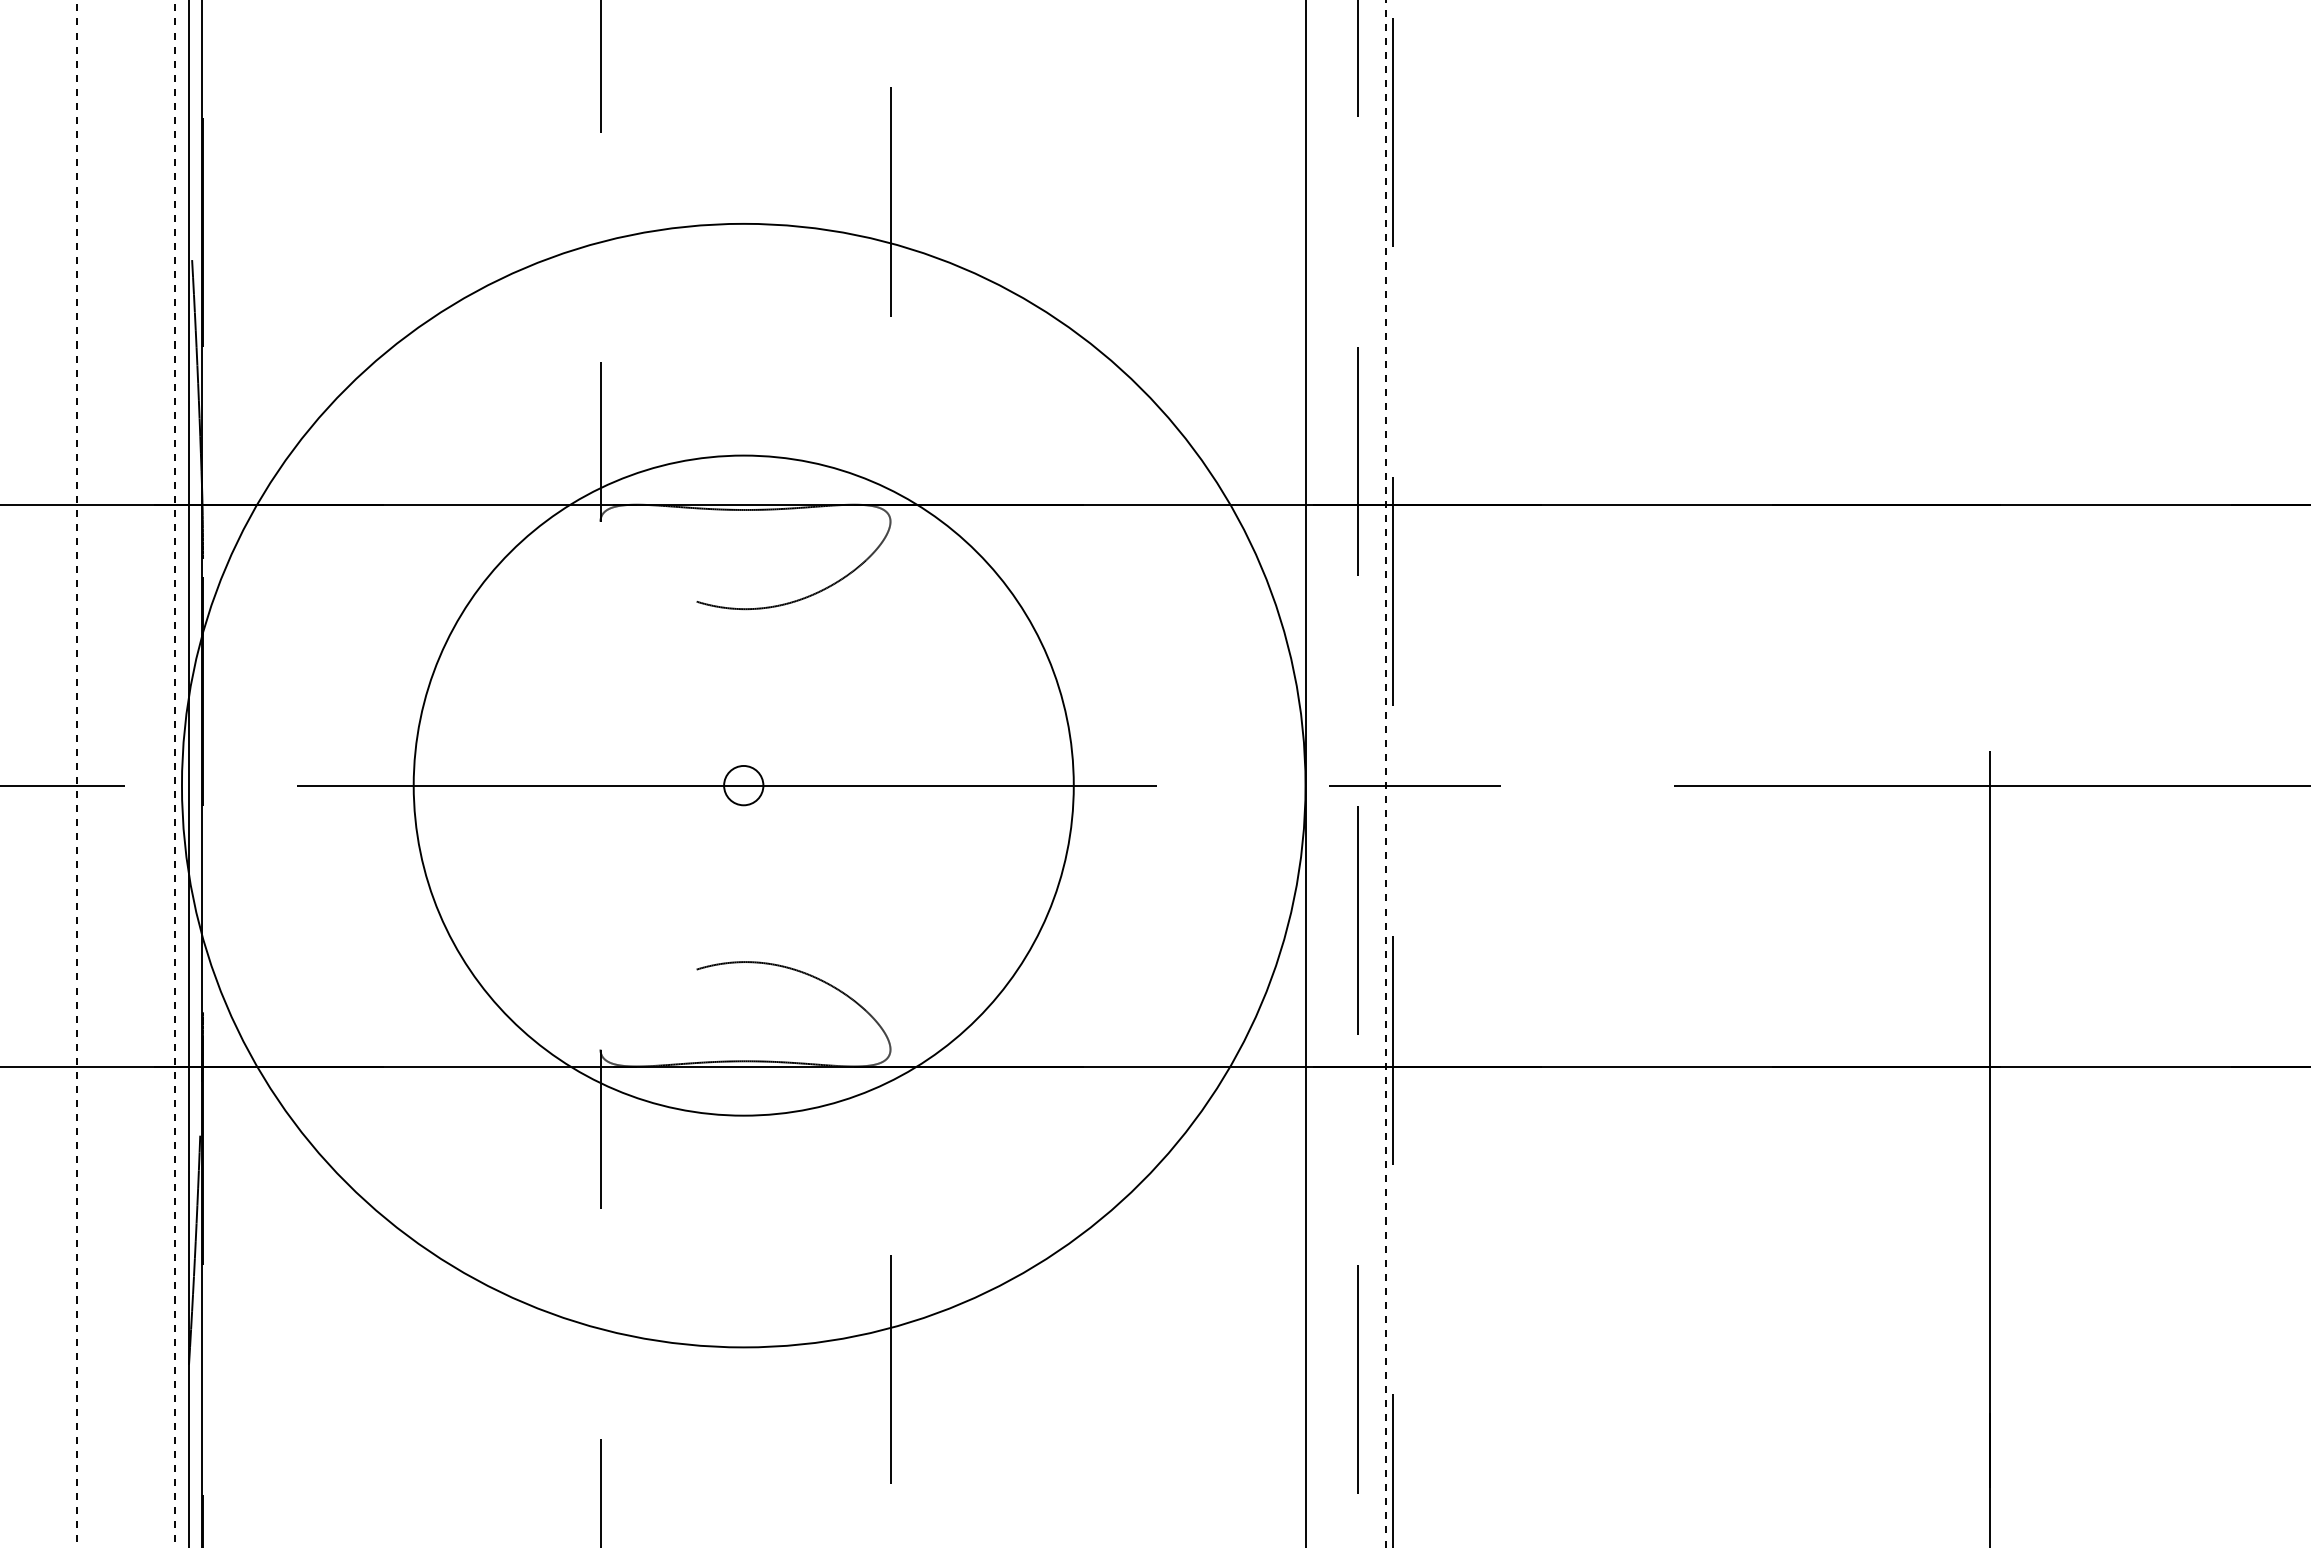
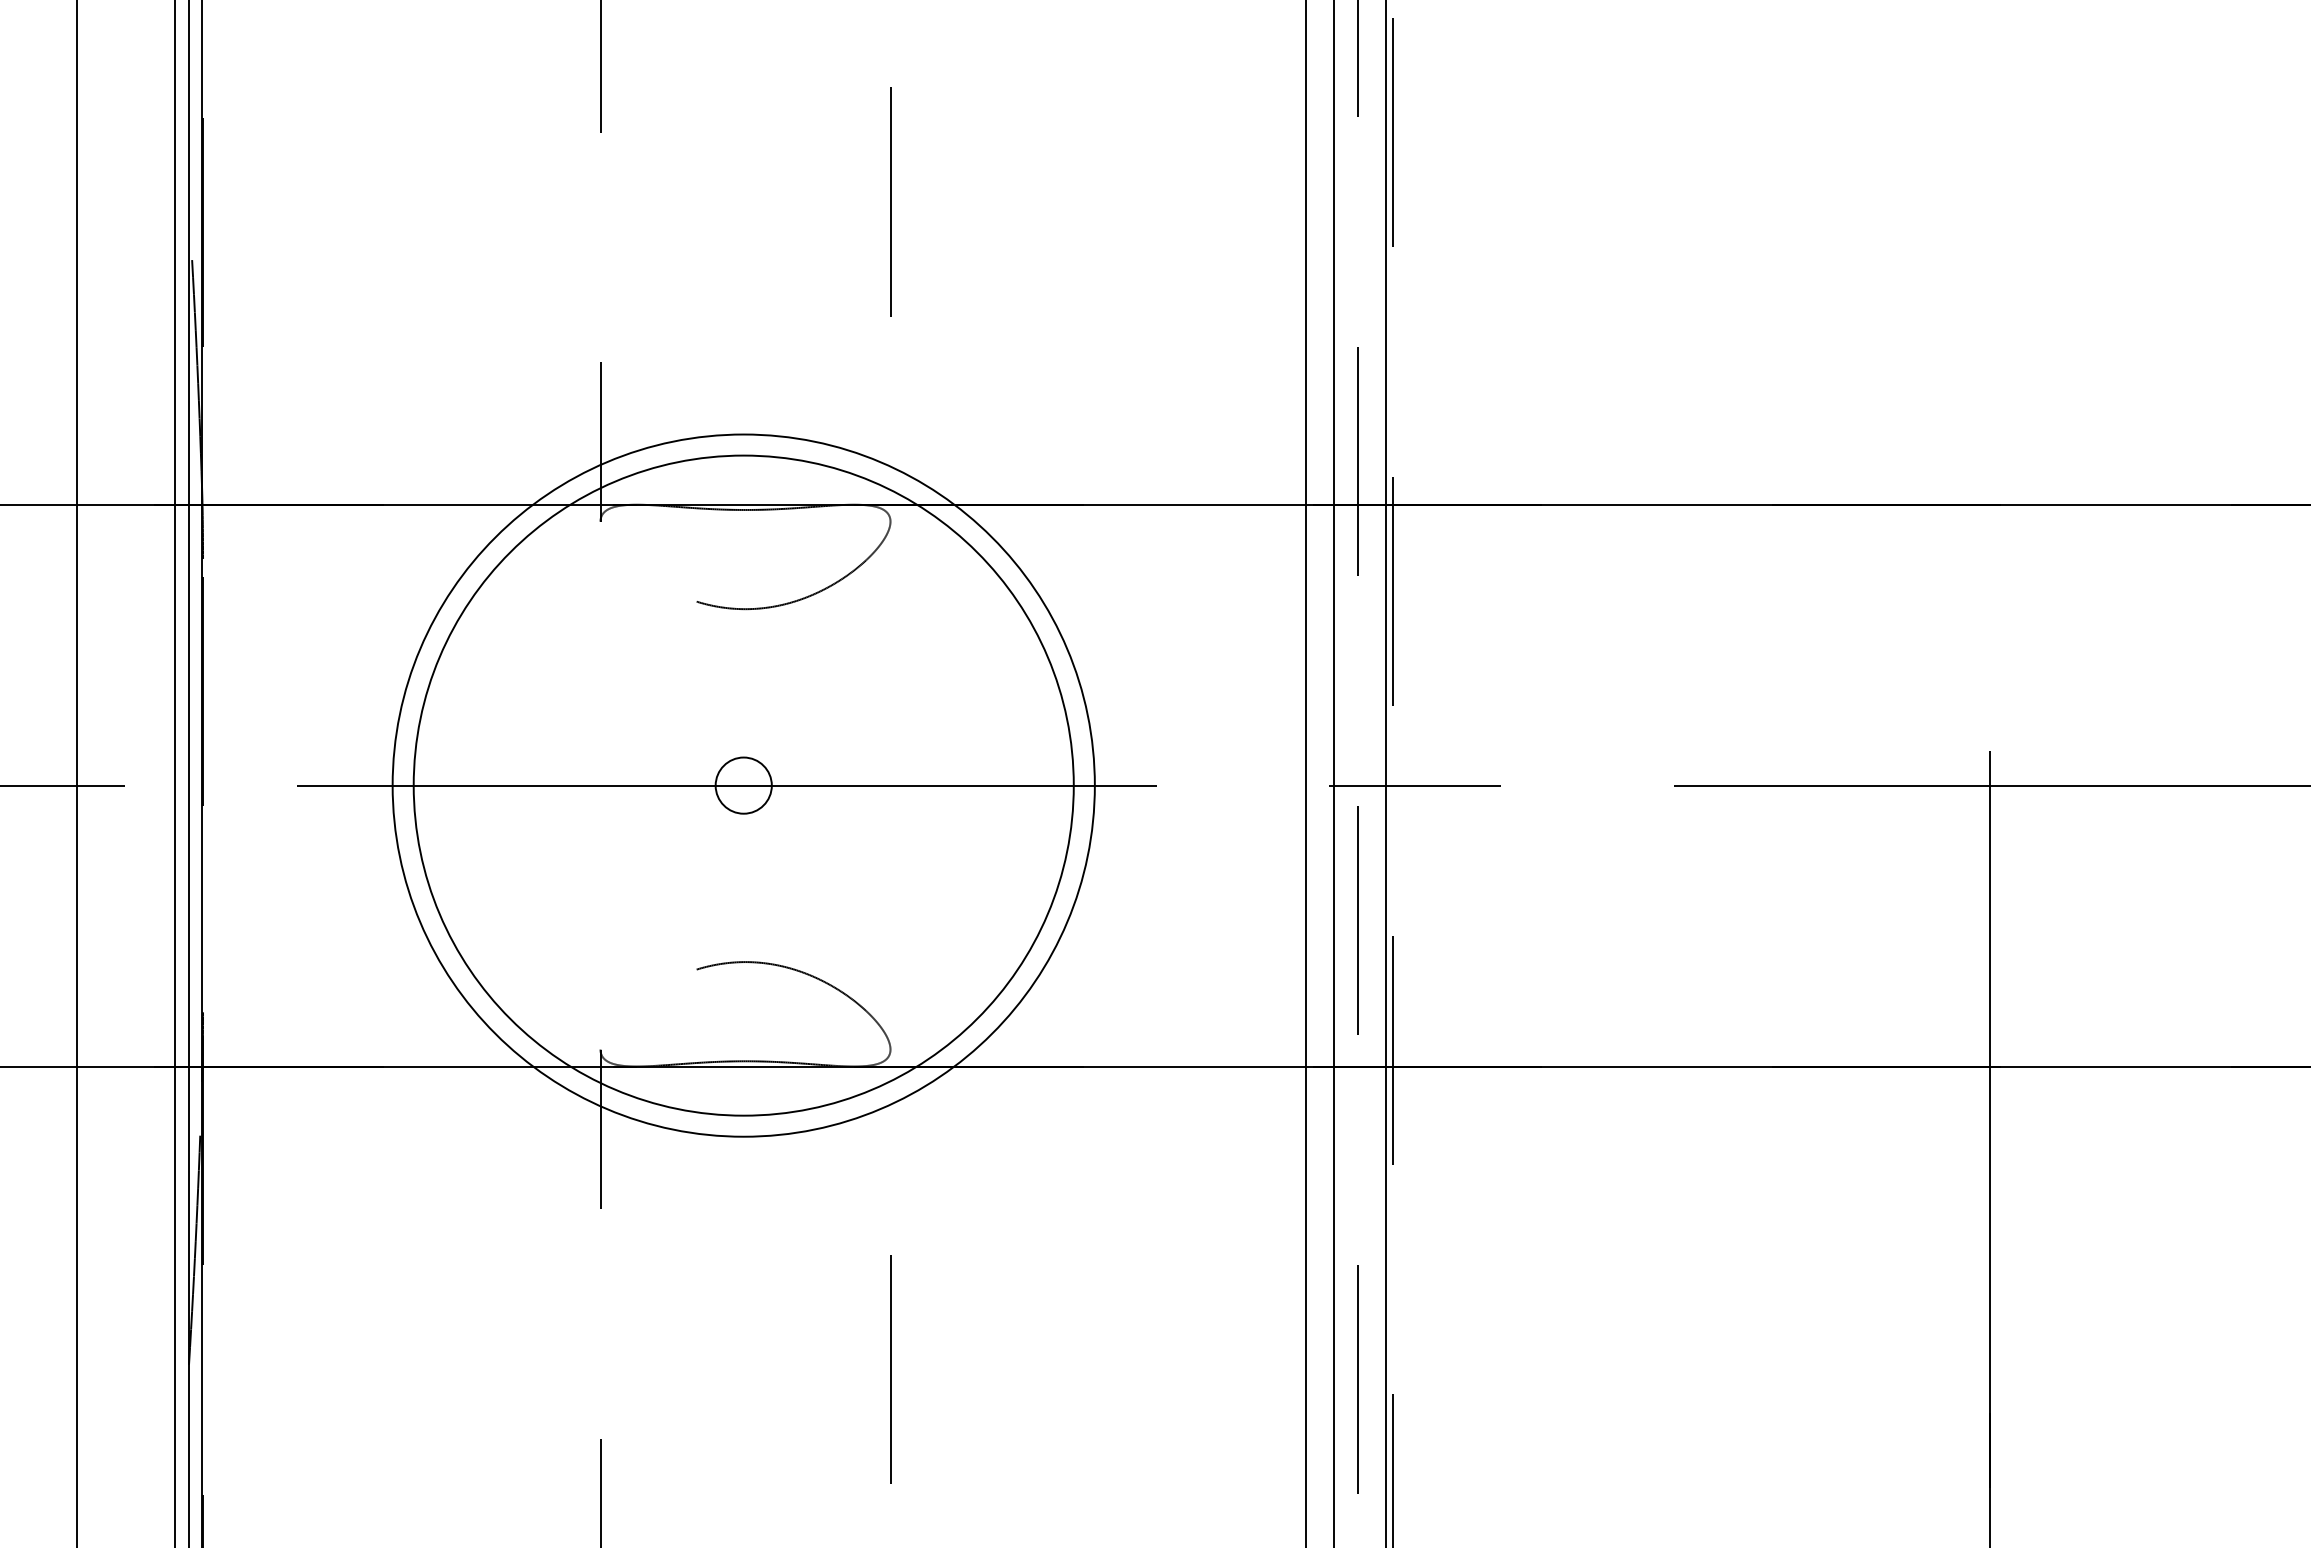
line: none -> present (1333, 773)
line: dashed -> solid (76, 774)
line: dashed -> solid (174, 774)
line: dashed -> solid (1385, 774)
circle diameter: 1124 px -> 702 px (743, 785)
circle diameter: 39 px -> 56 px (743, 785)
